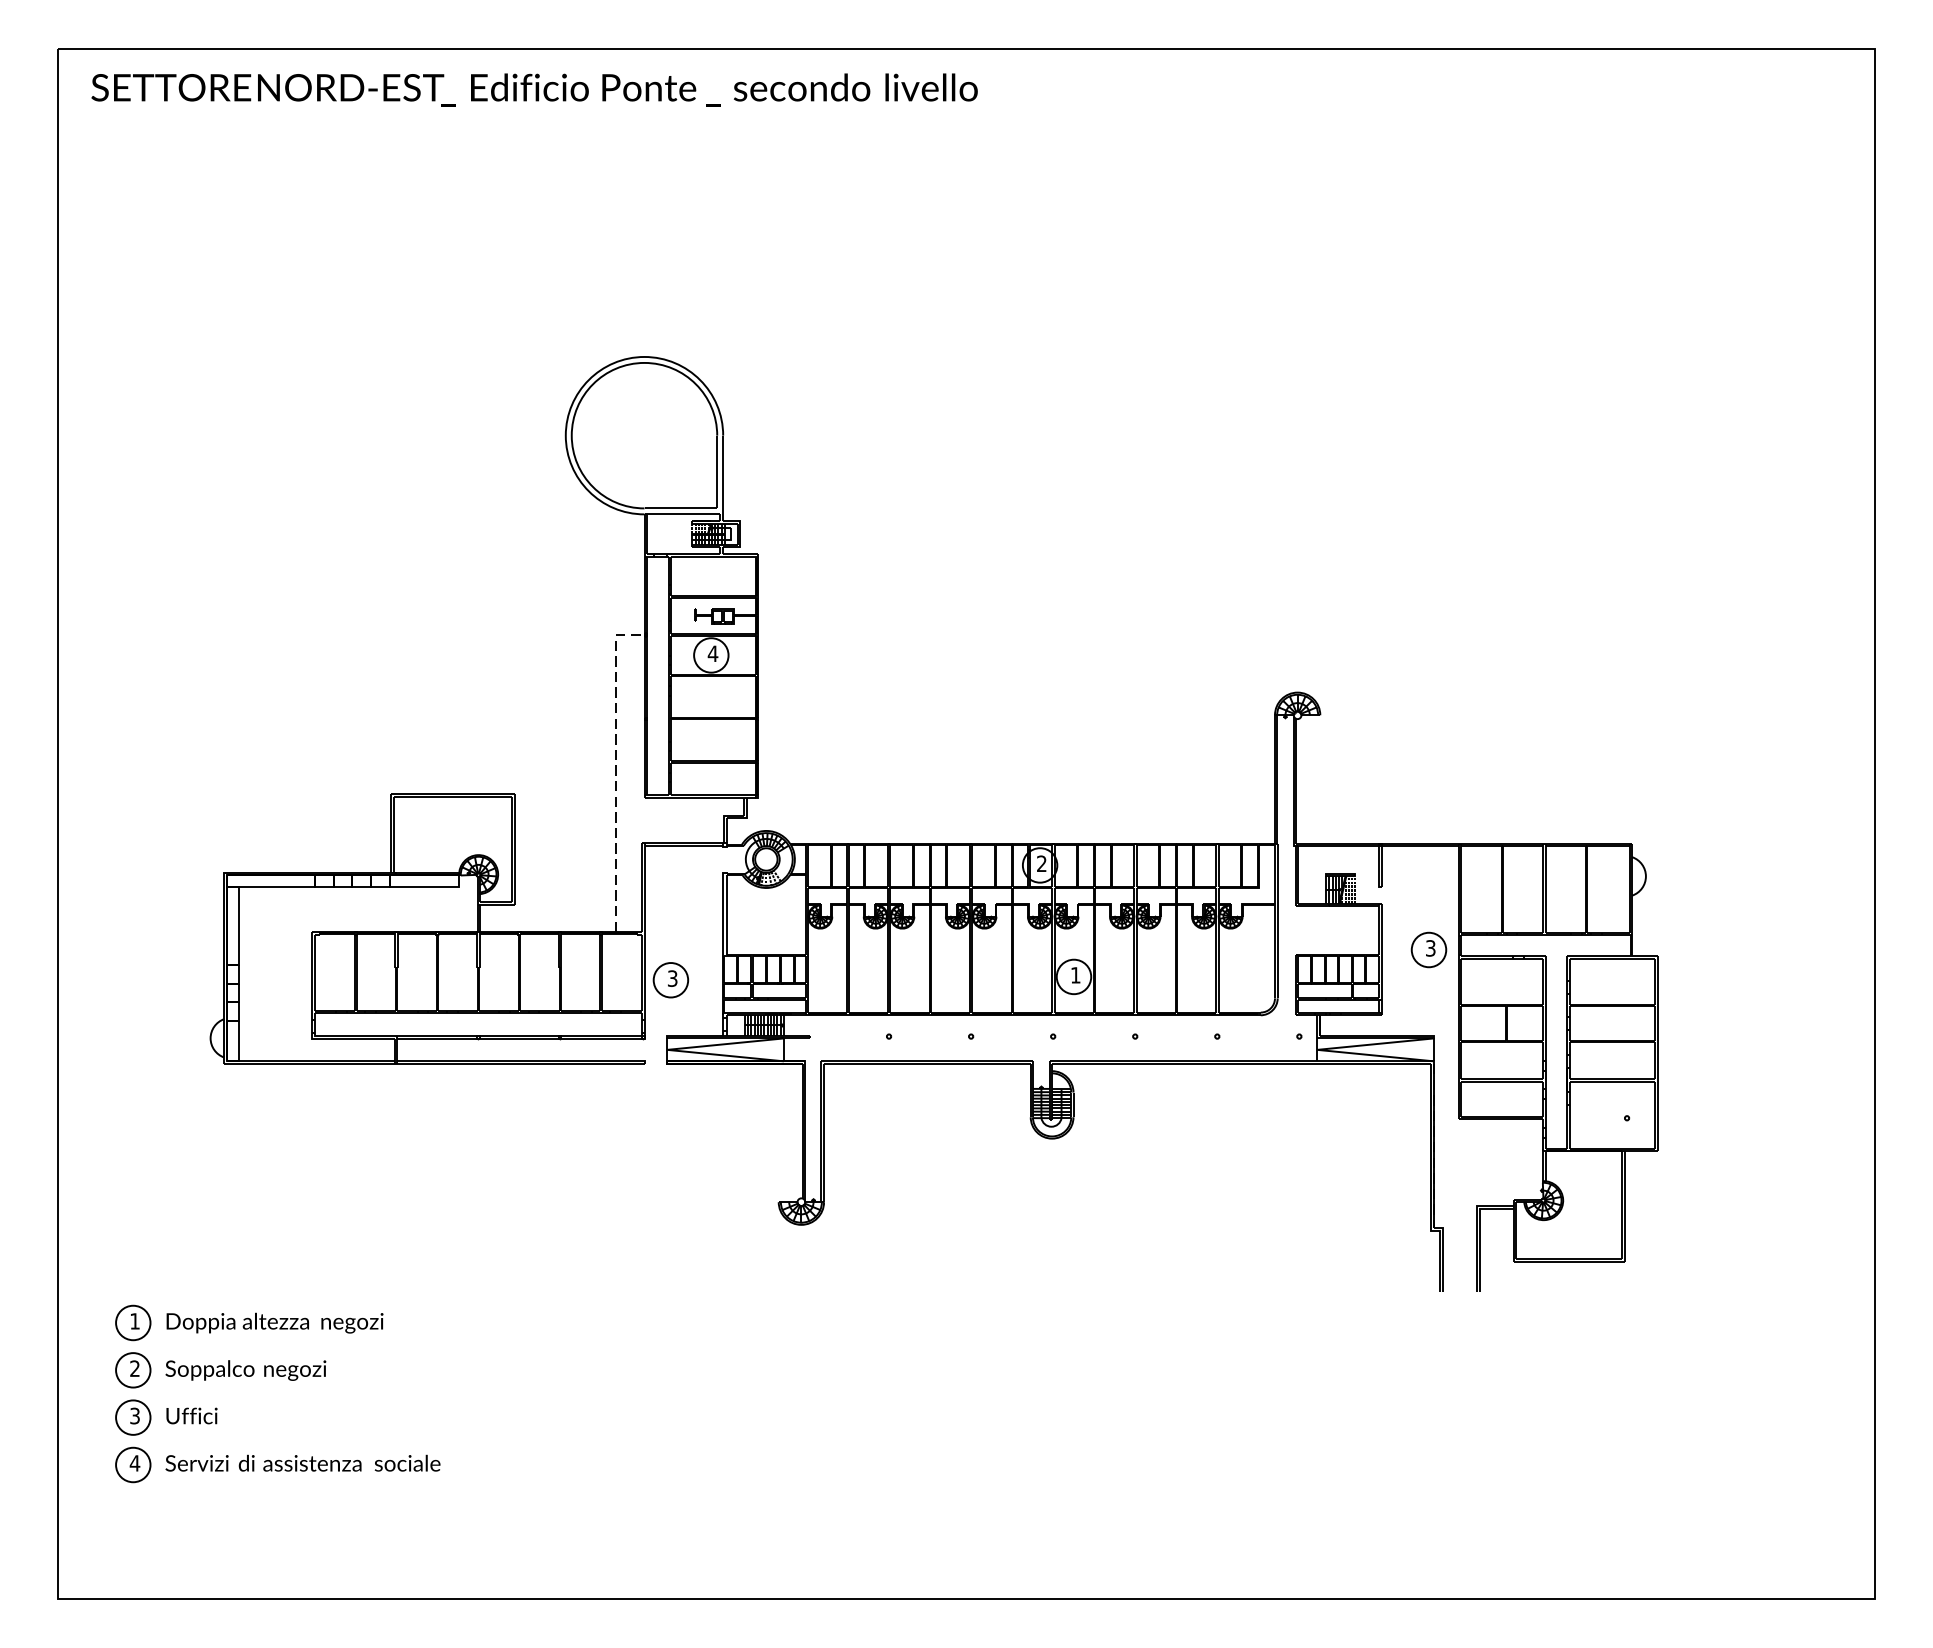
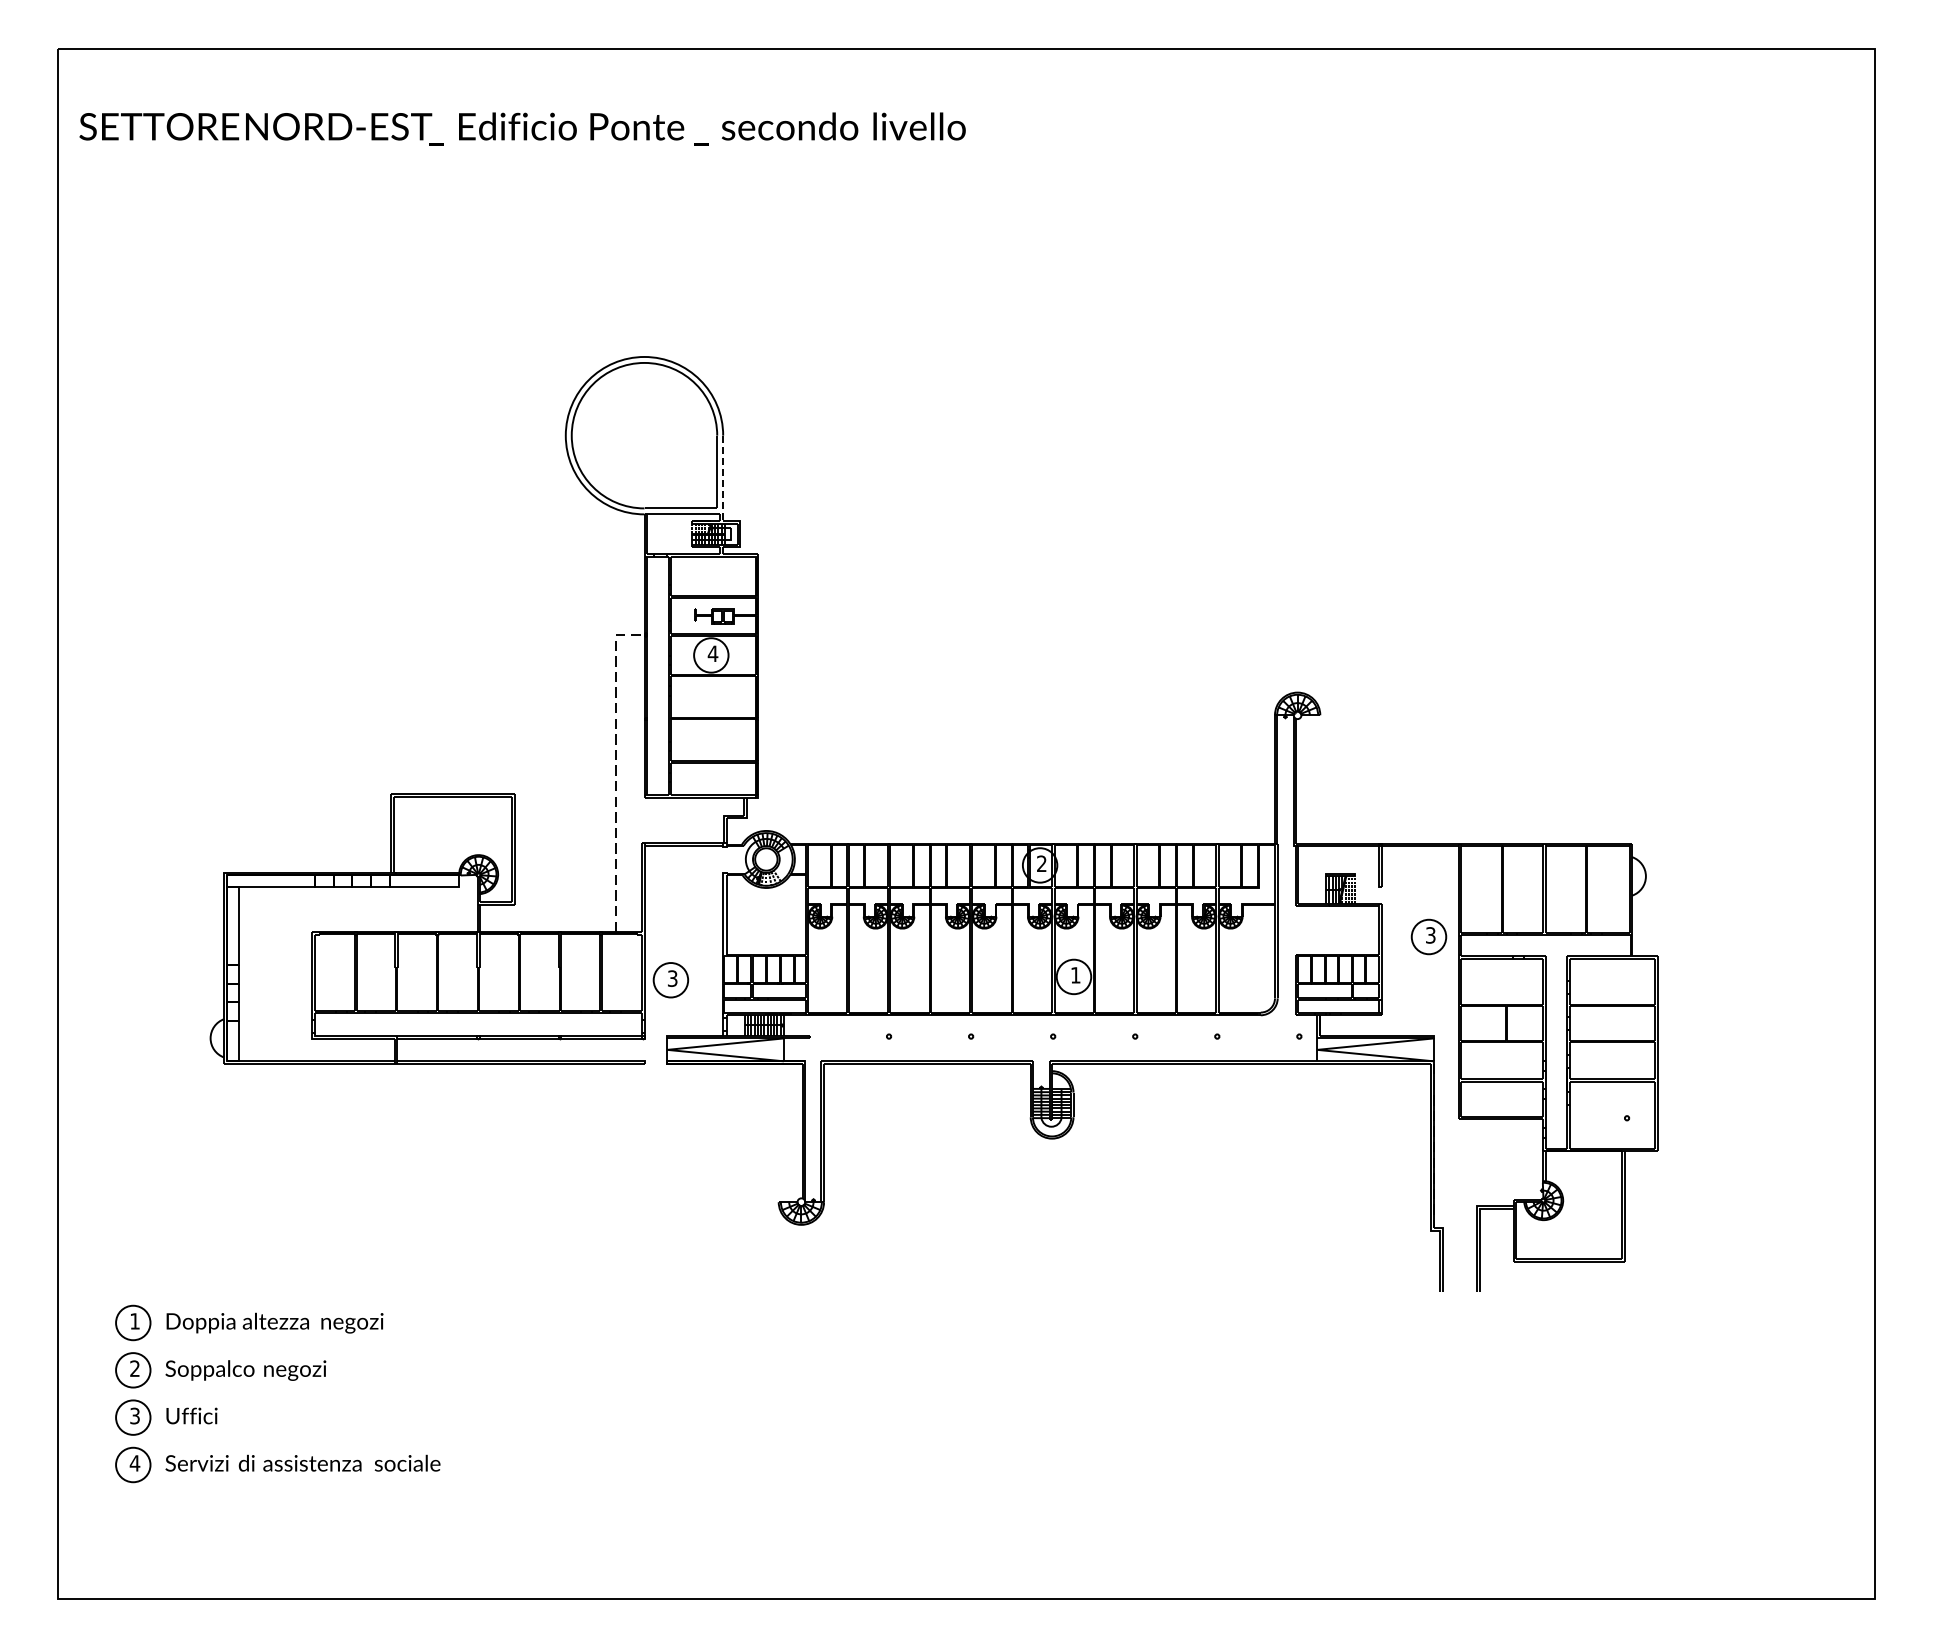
text position: (534, 89) -> (522, 128) (522, 128)
line: solid -> dashed (723, 478)
part position: (1428, 949) -> (1428, 936) (1428, 936)
